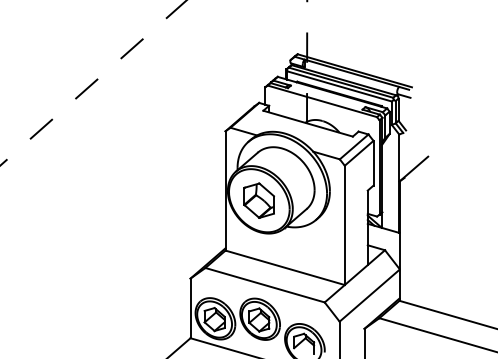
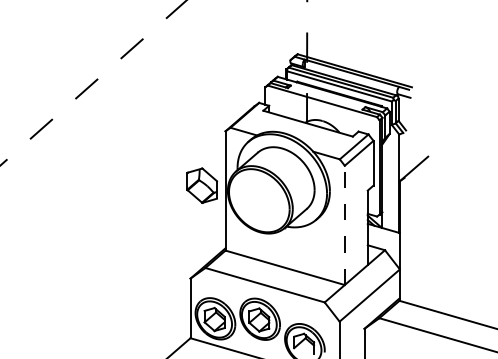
part position: (258, 200) -> (201, 185) (201, 185)
line: solid -> dashed (344, 225)
